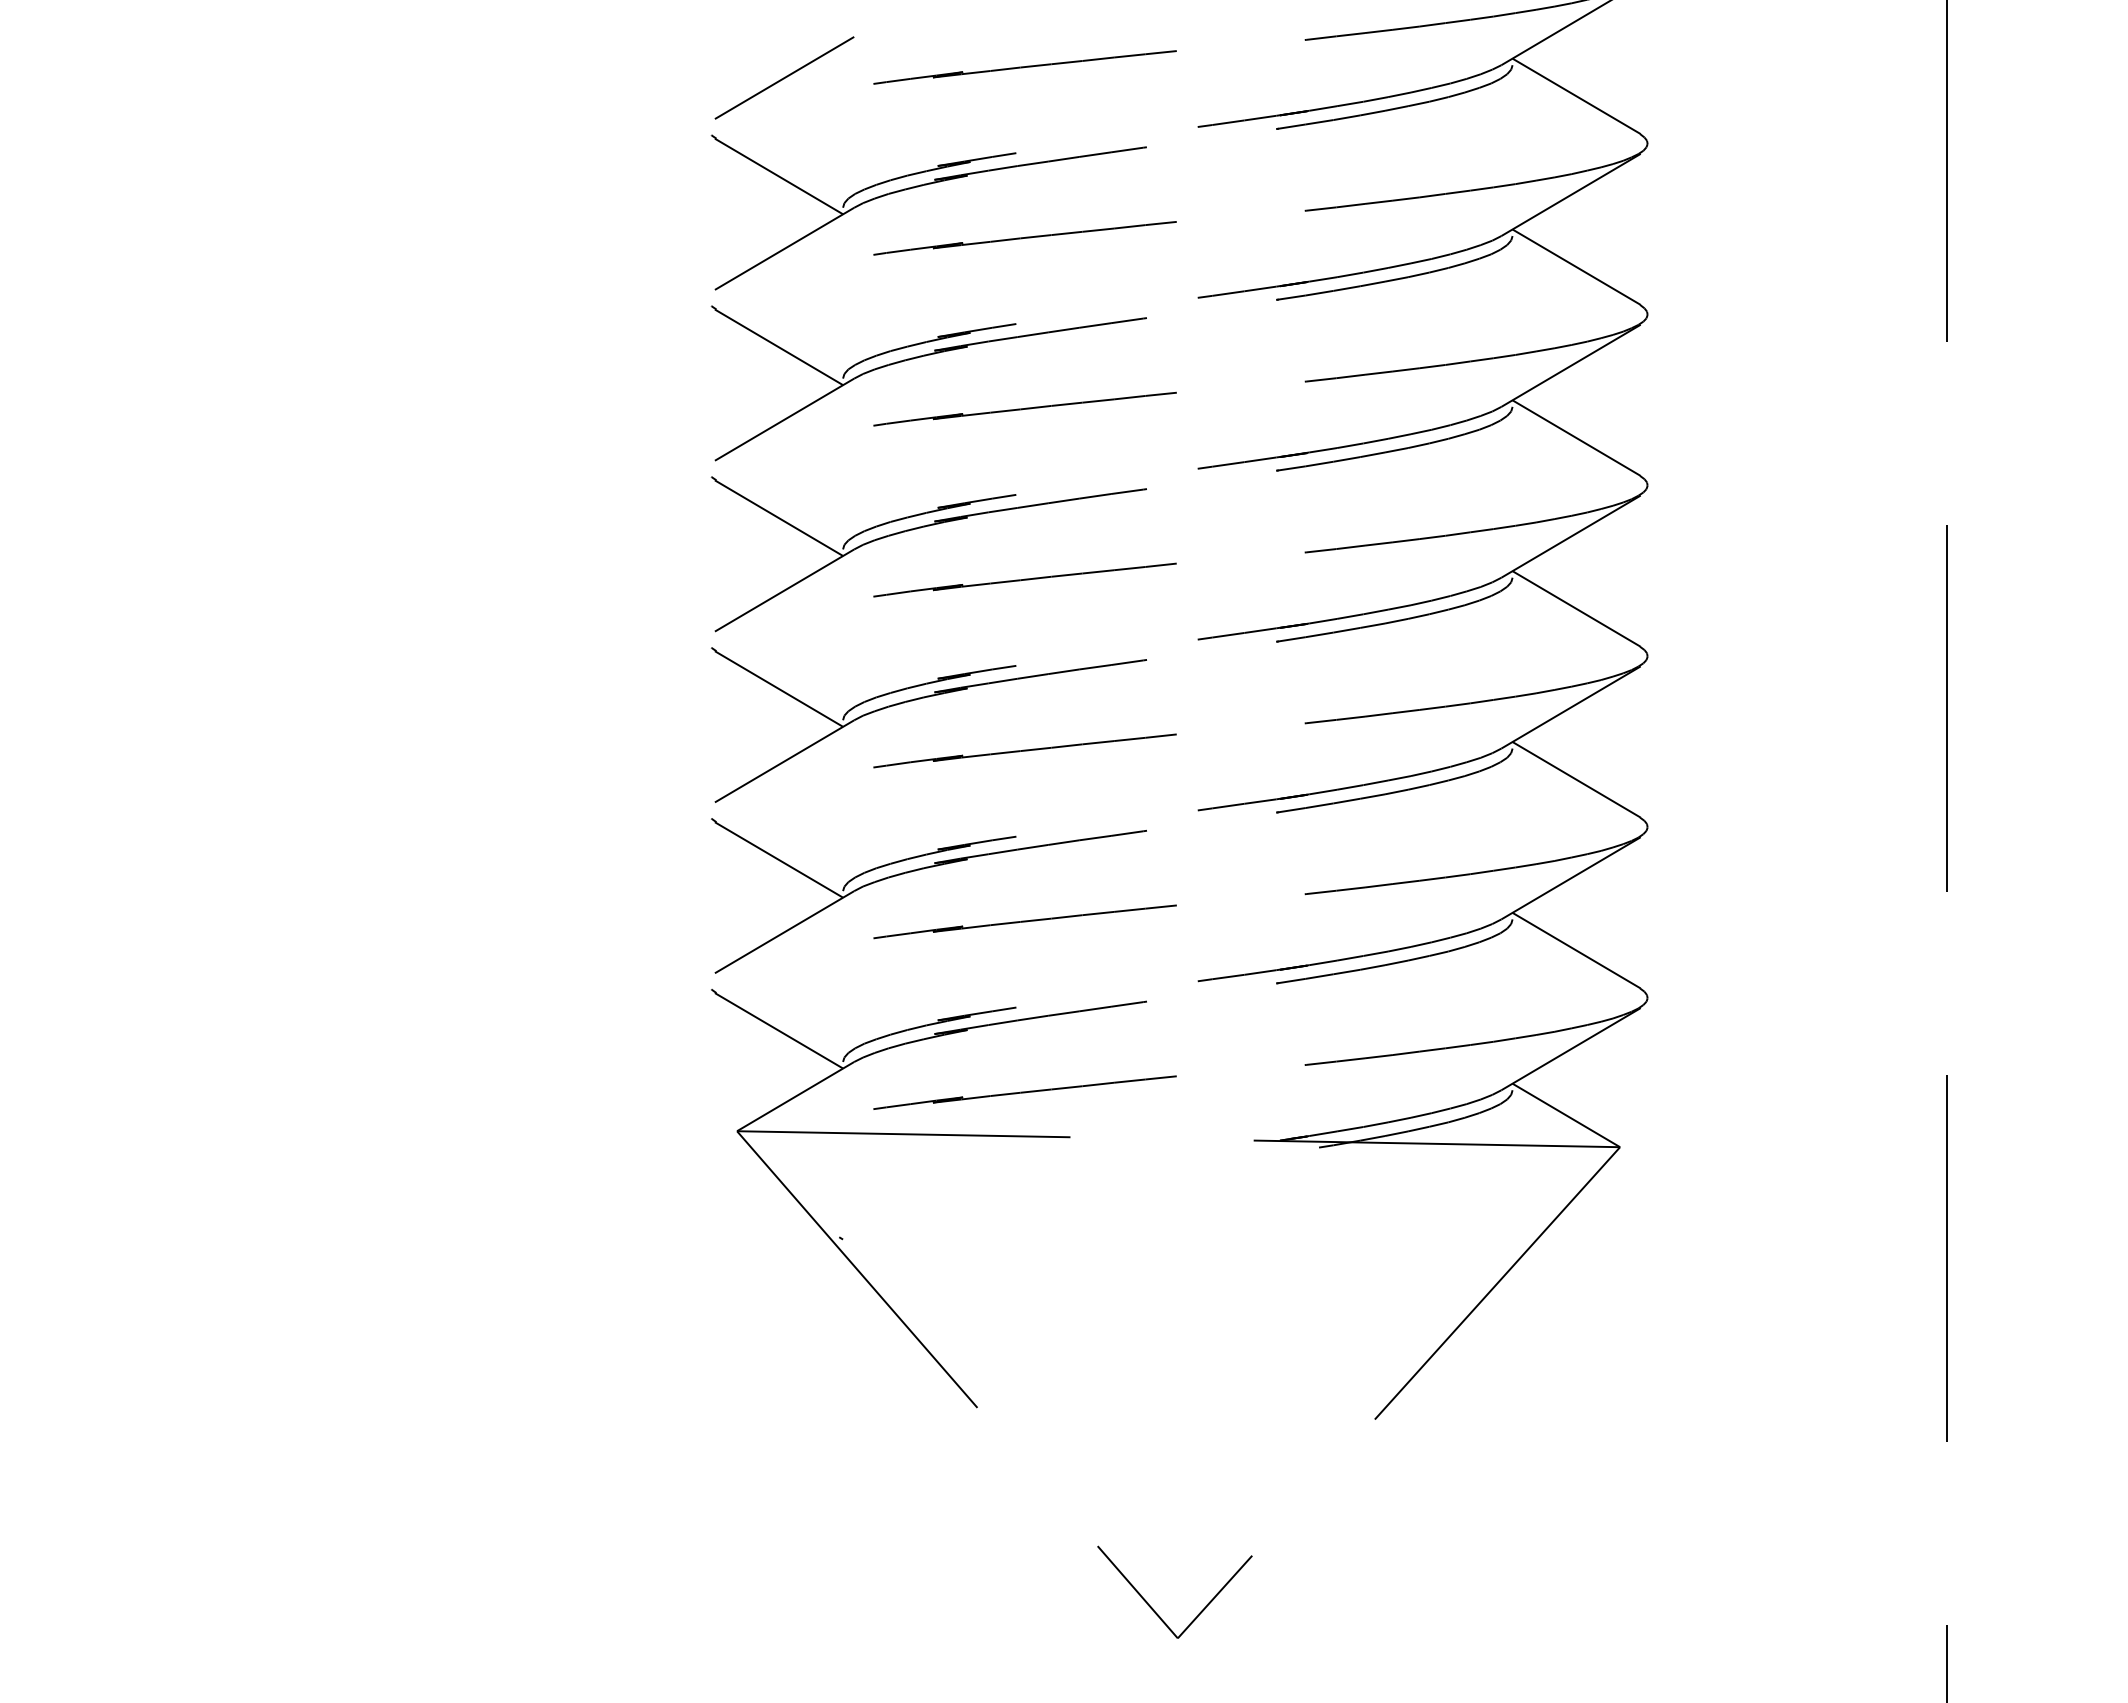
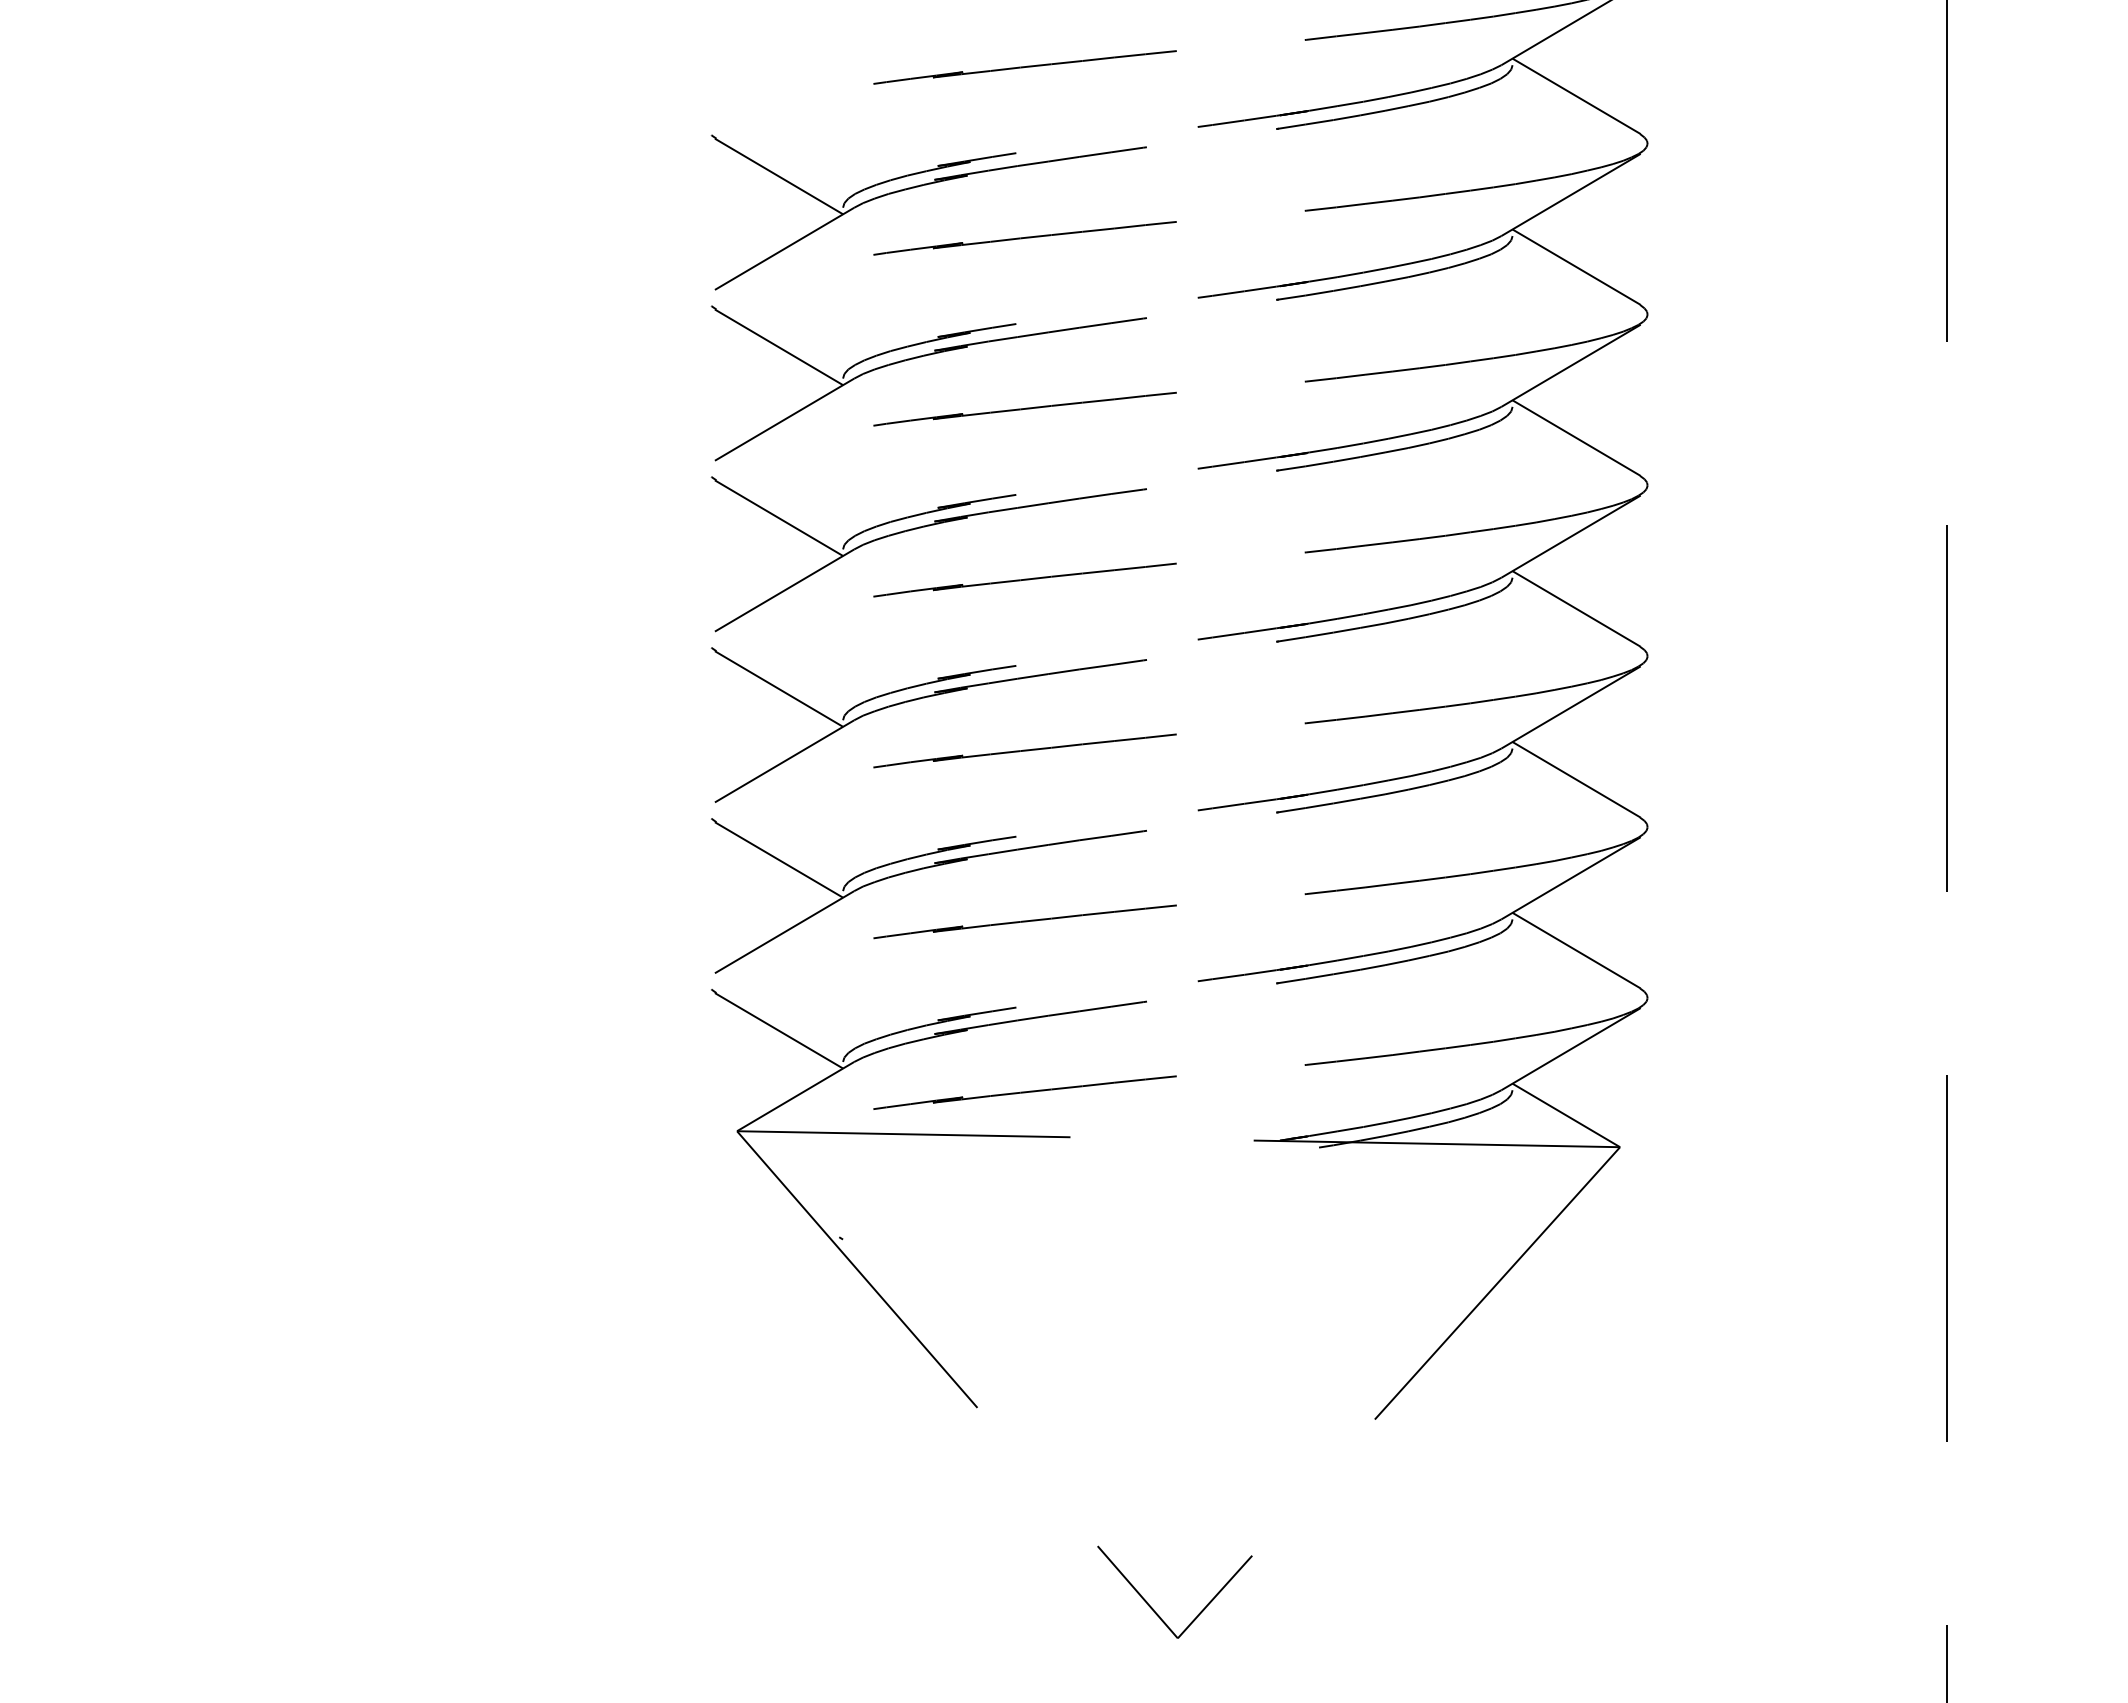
line: present -> none (784, 77)
